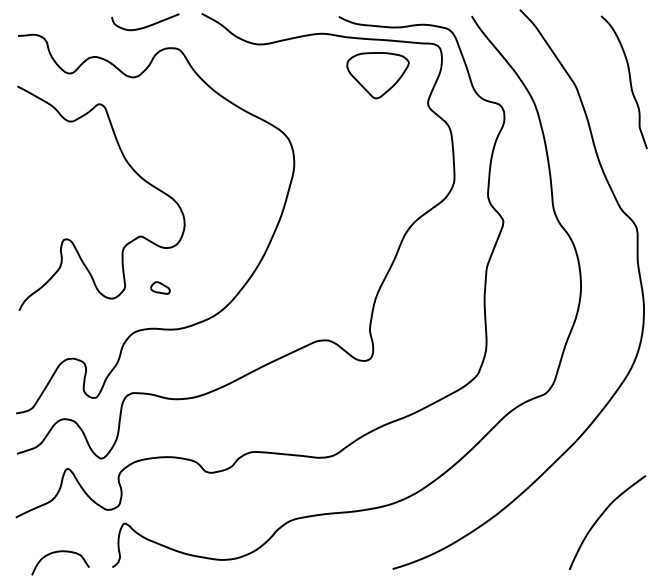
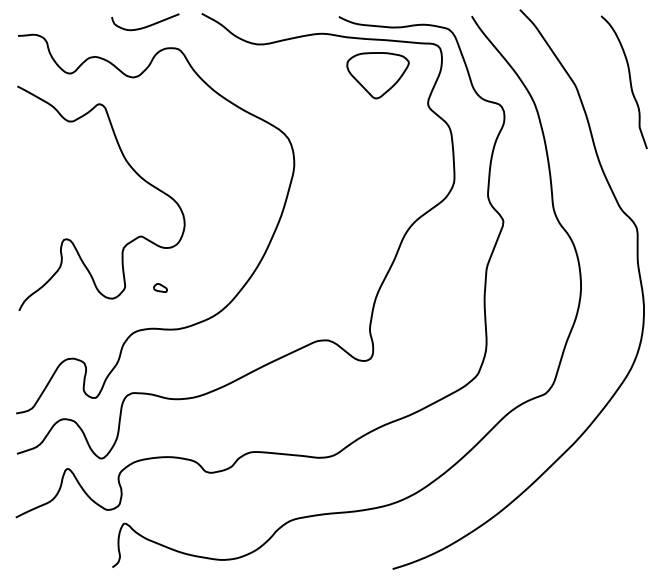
part size: 21x14 px -> 15x10 px (160, 287)
curve: present -> none (601, 516)
curve: present -> none (60, 552)
